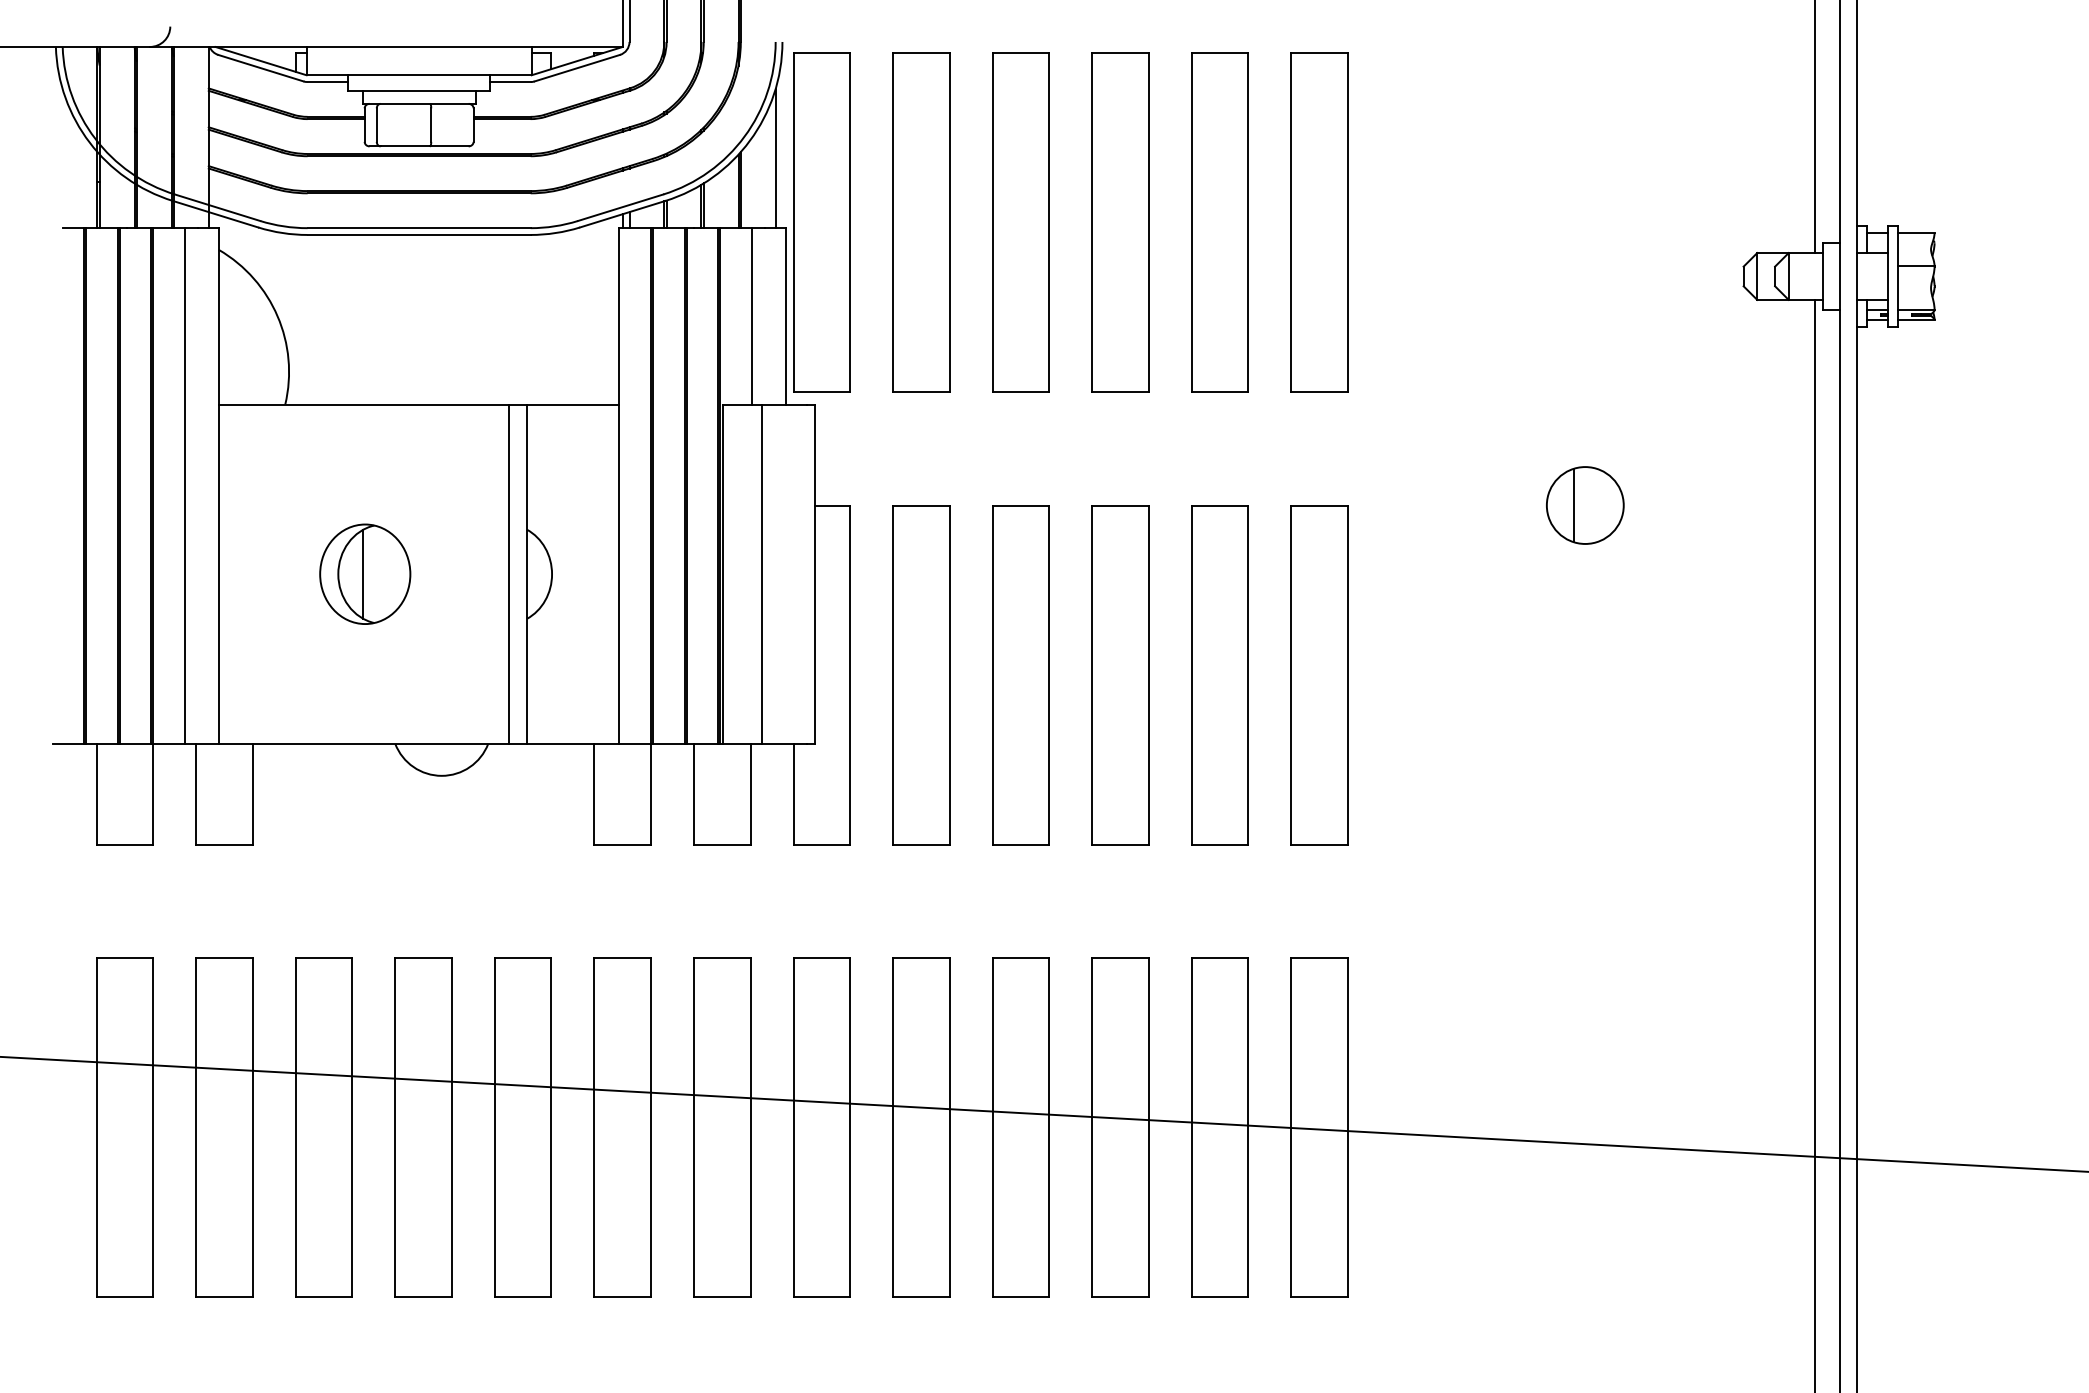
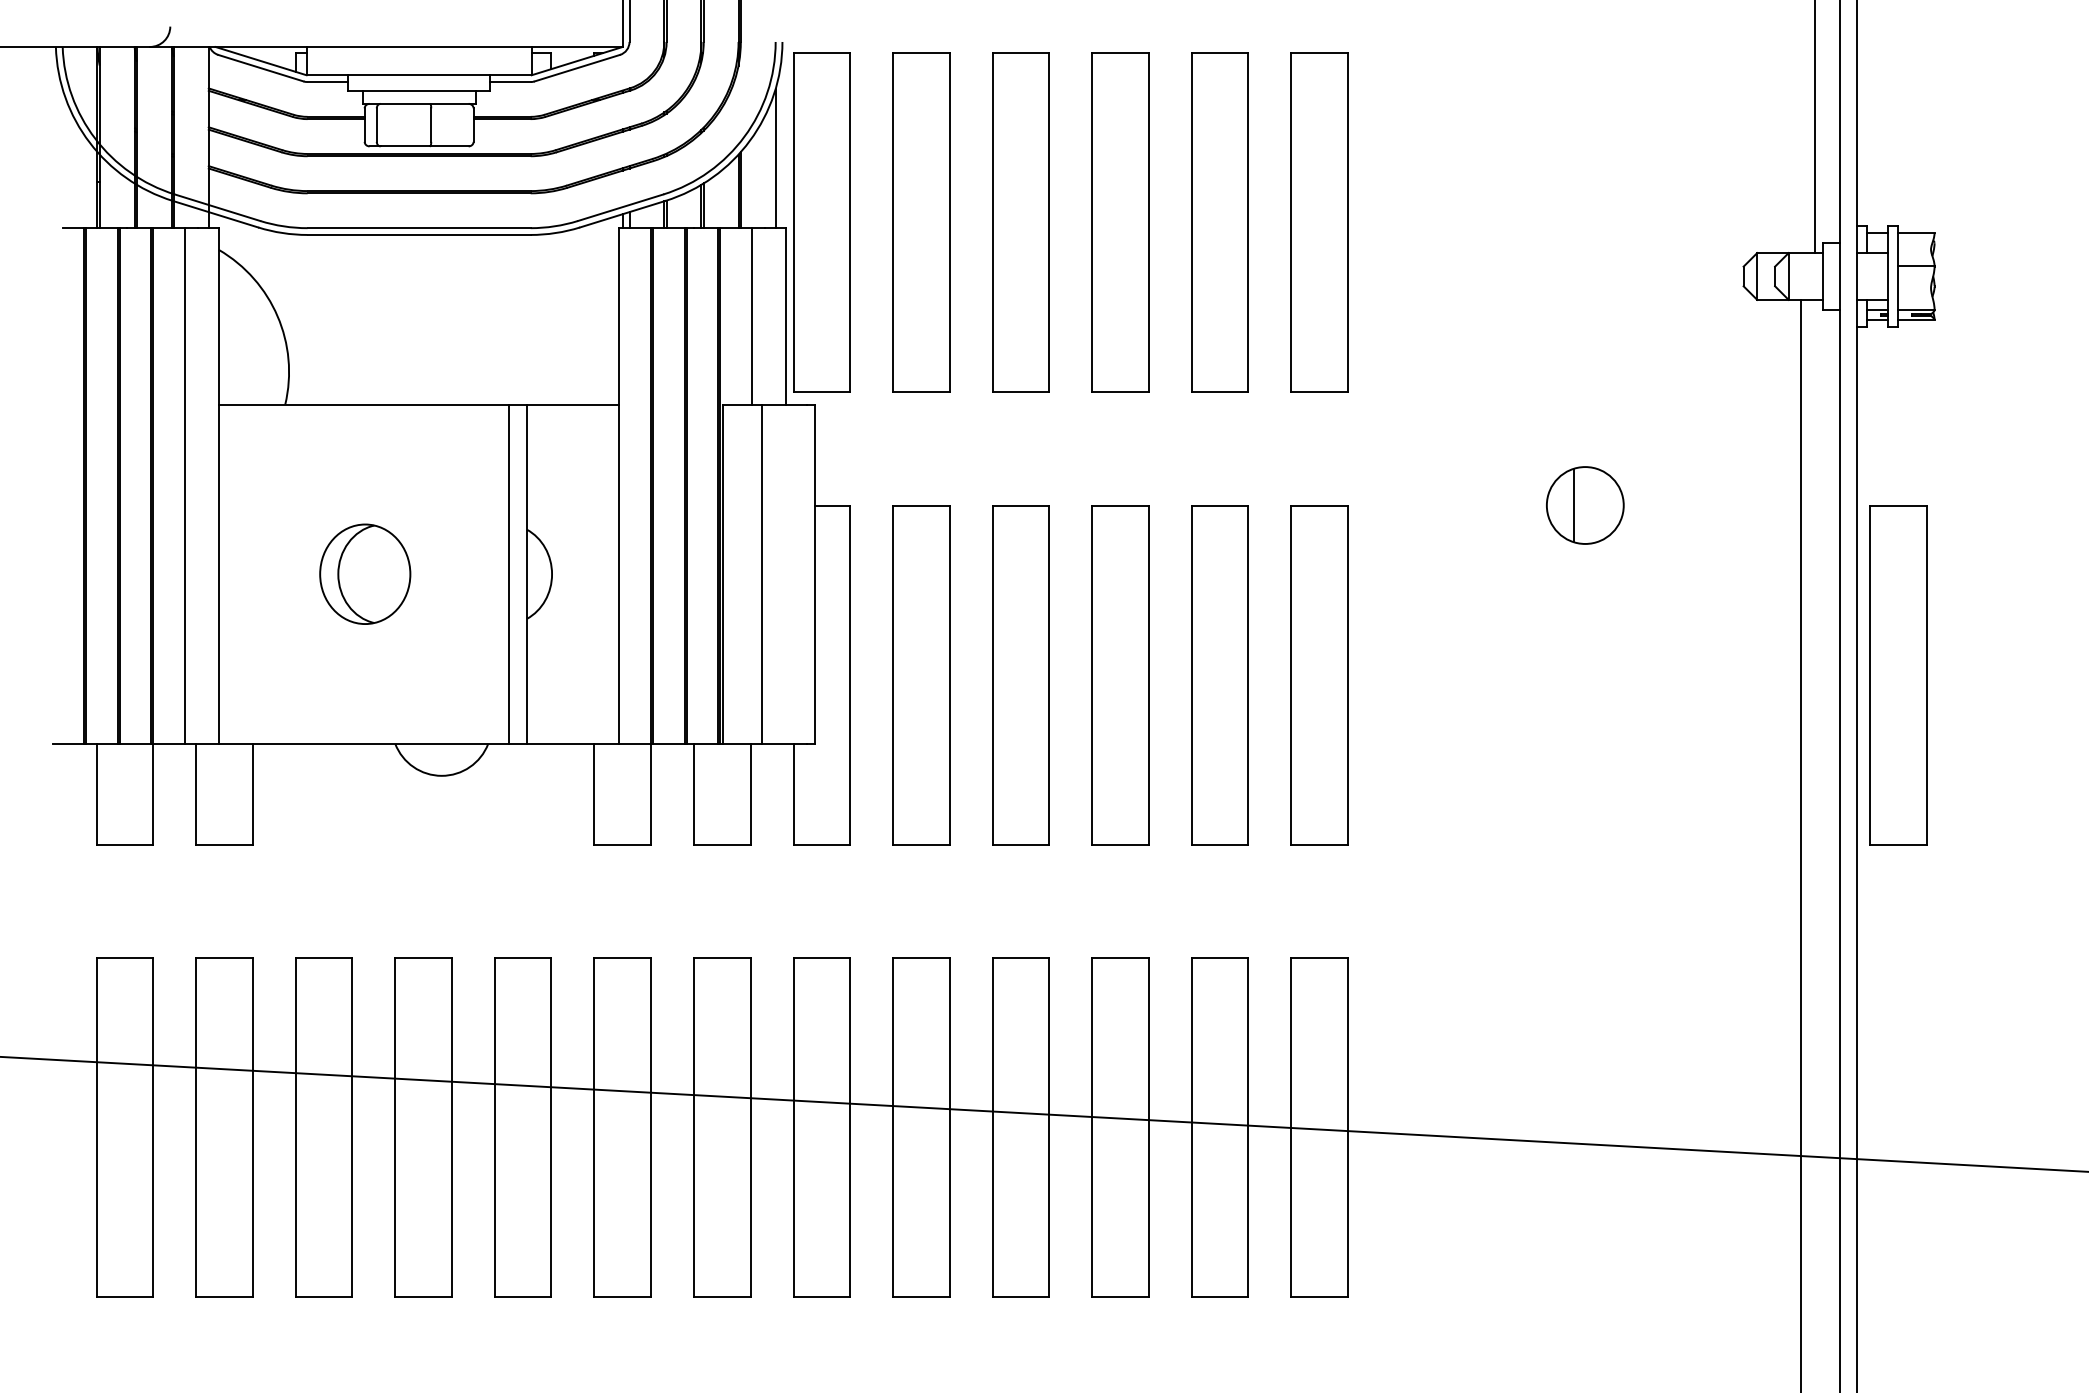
line: present -> none (363, 573)
part: none -> present (1898, 675)
line position: (1815, 844) -> (1801, 844) (1801, 844)
